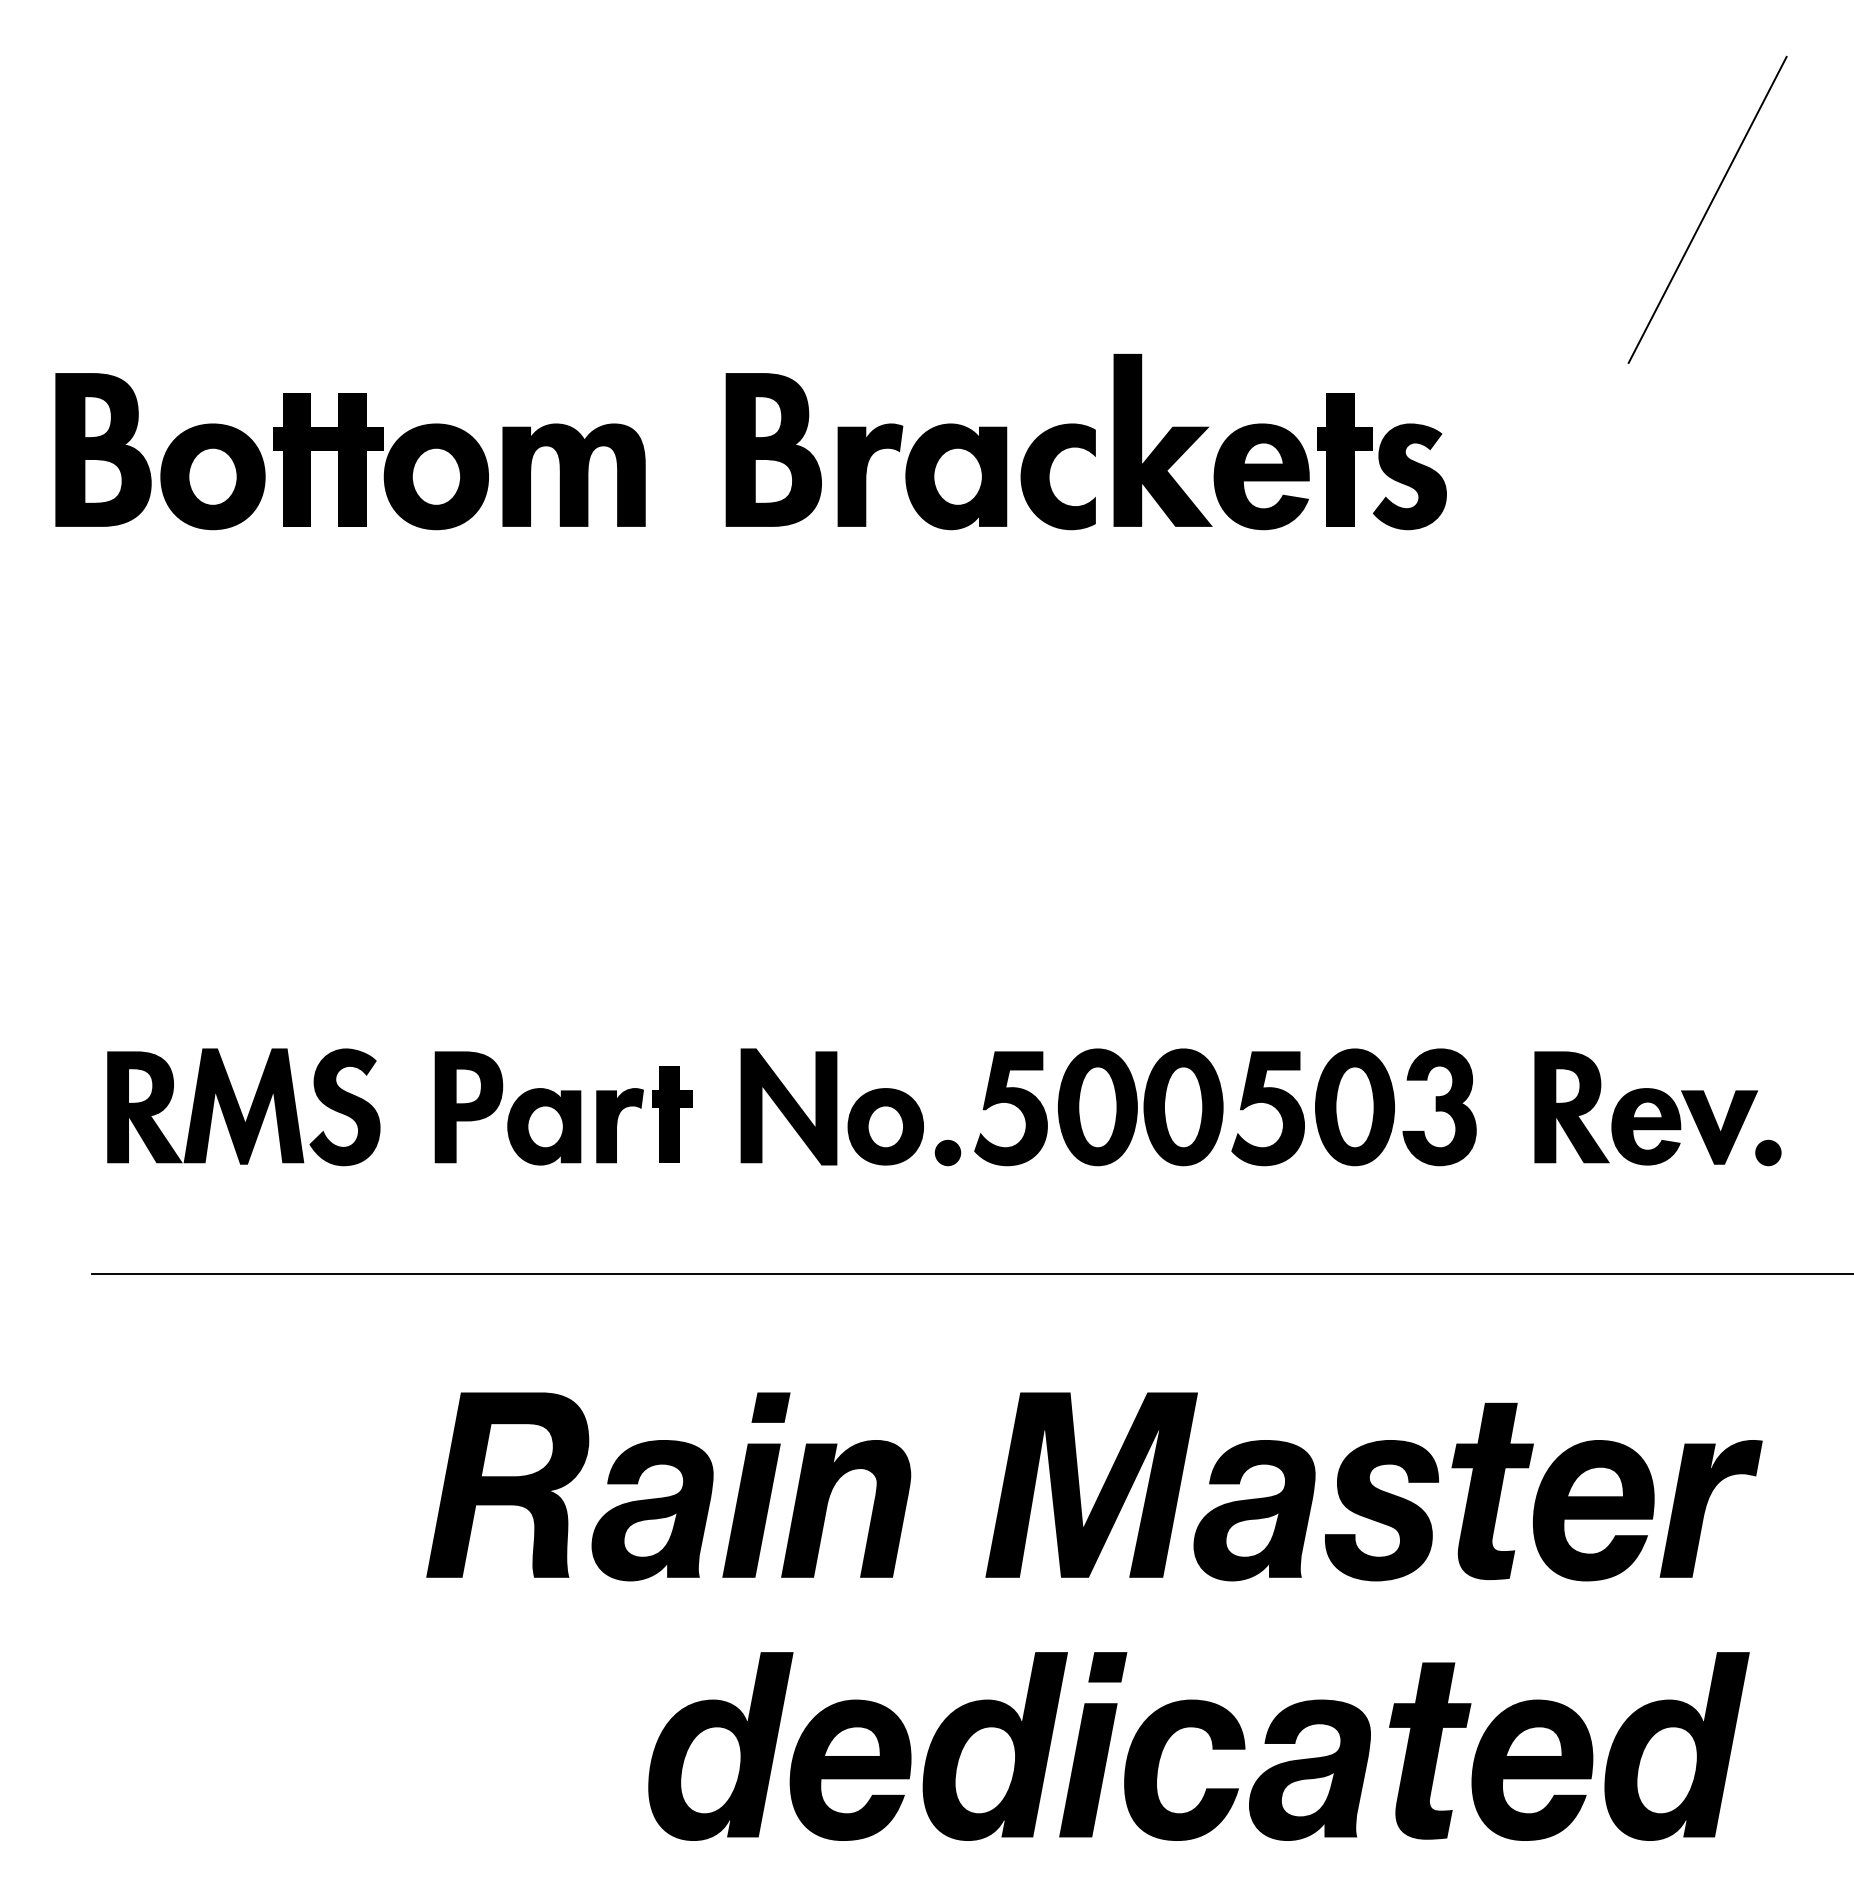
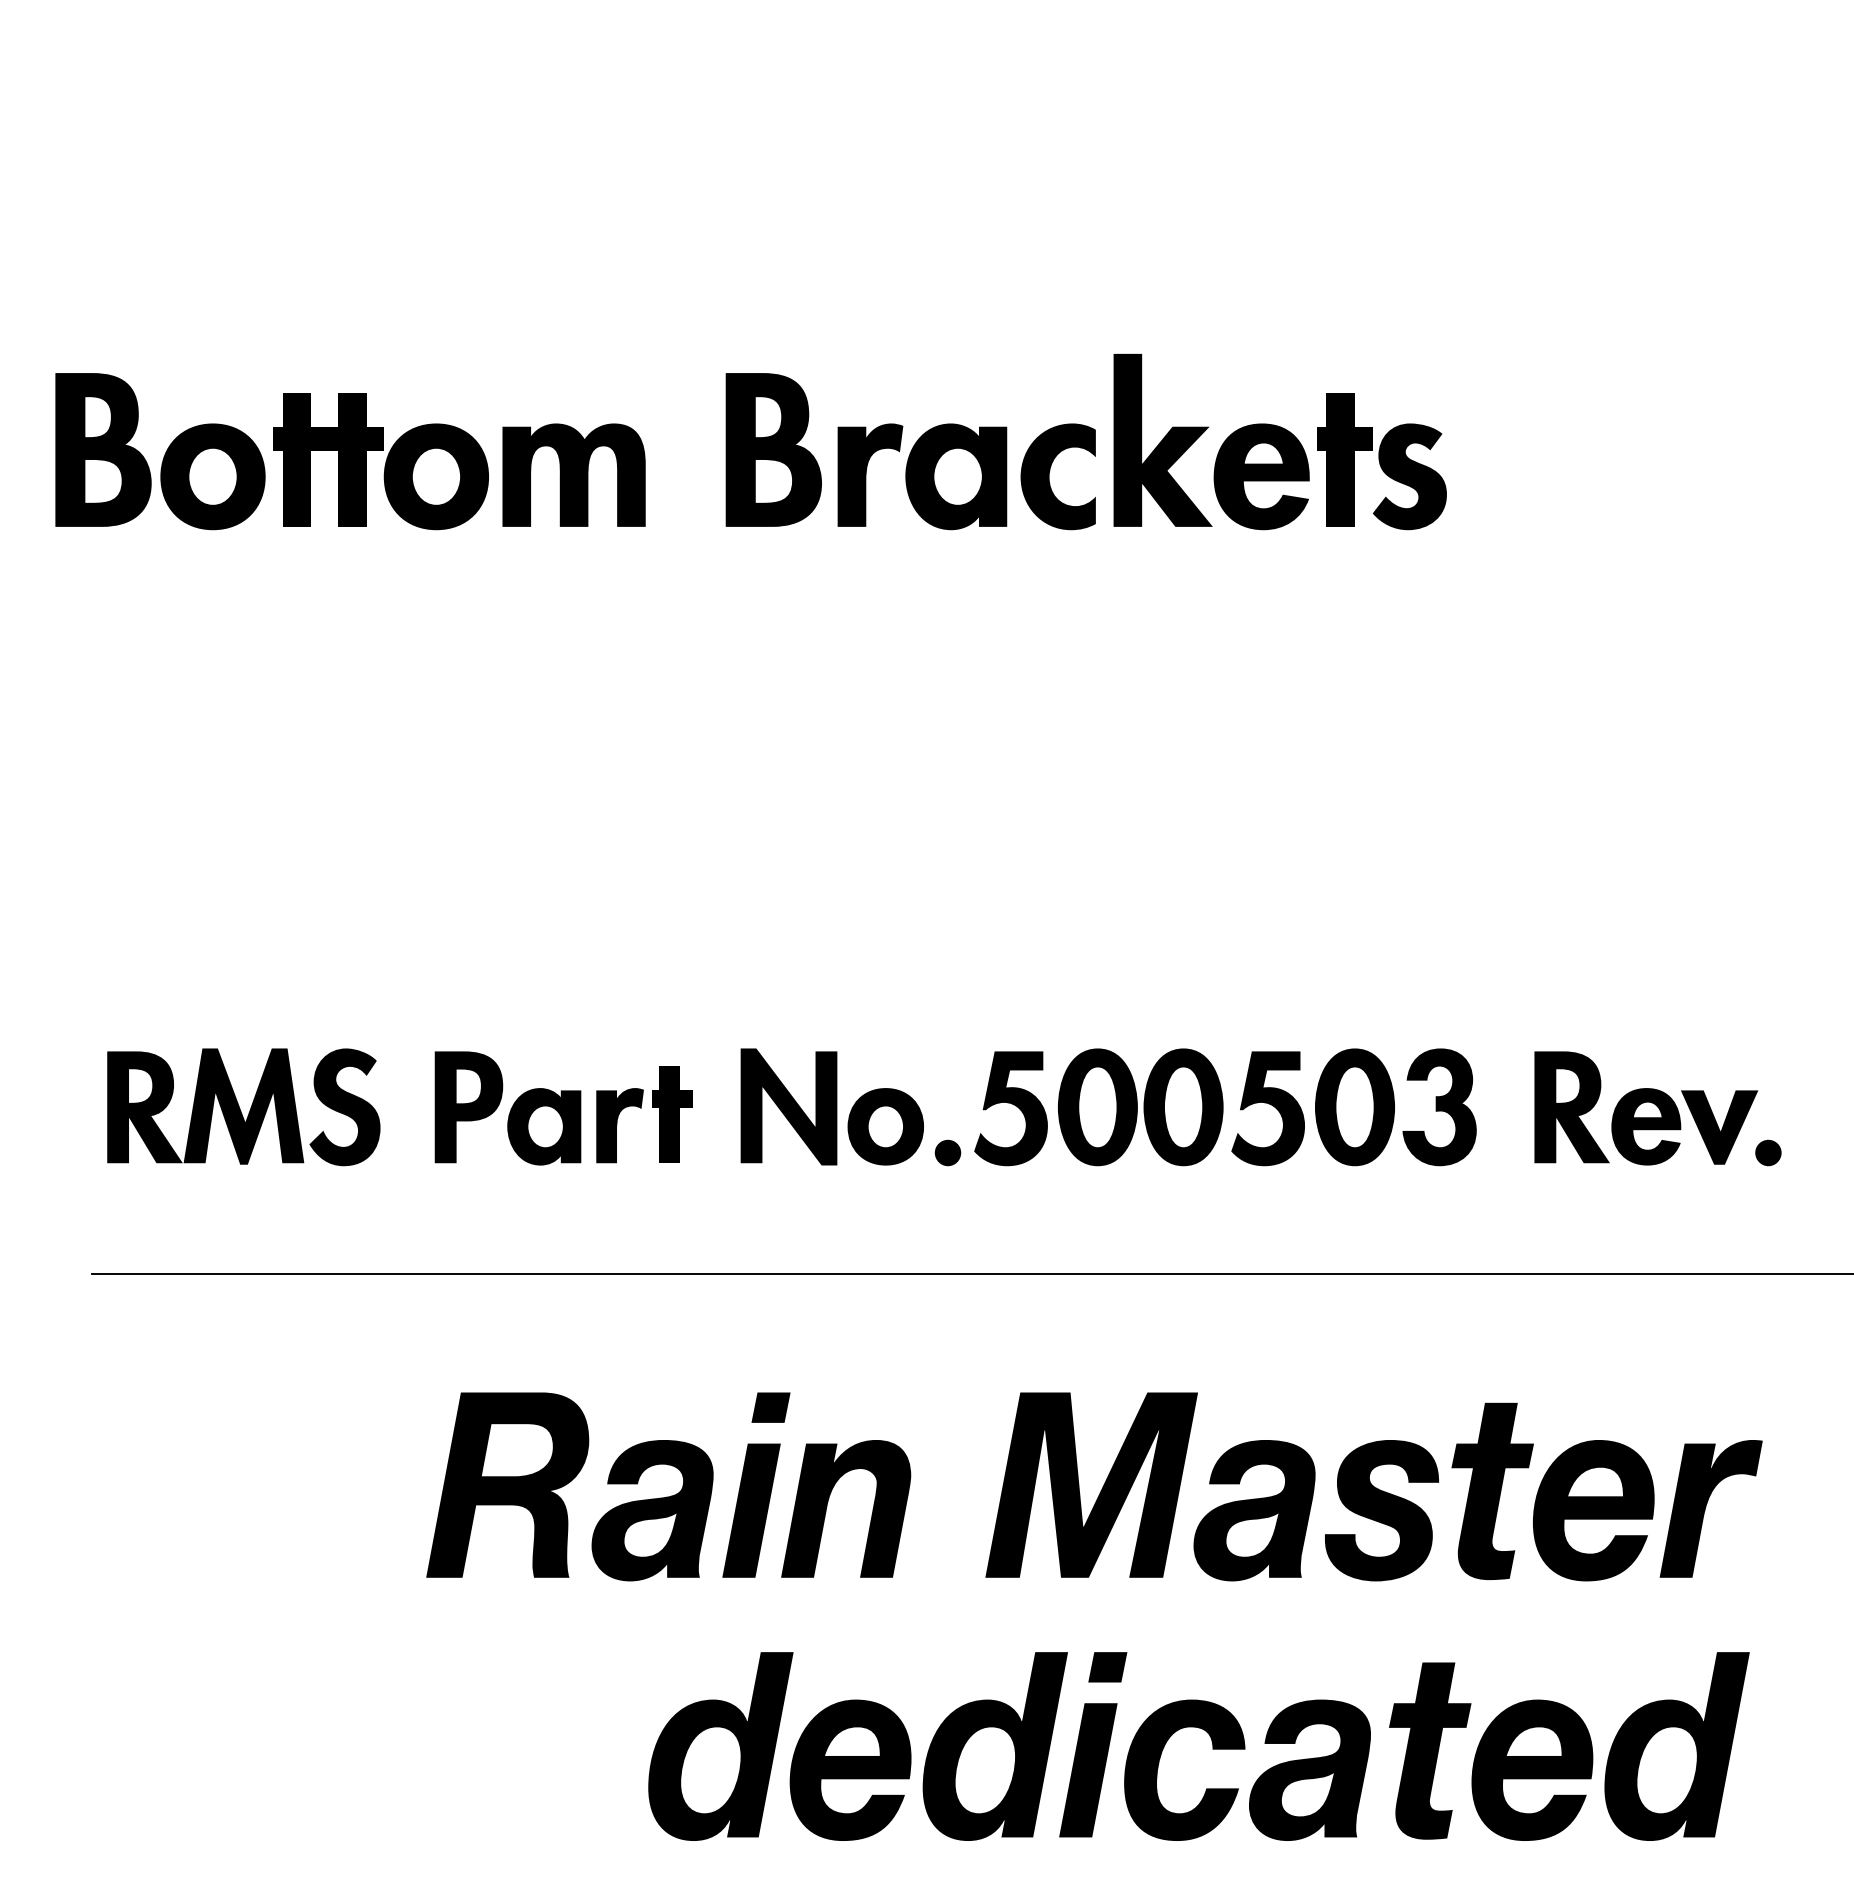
line: present -> none (1707, 209)
